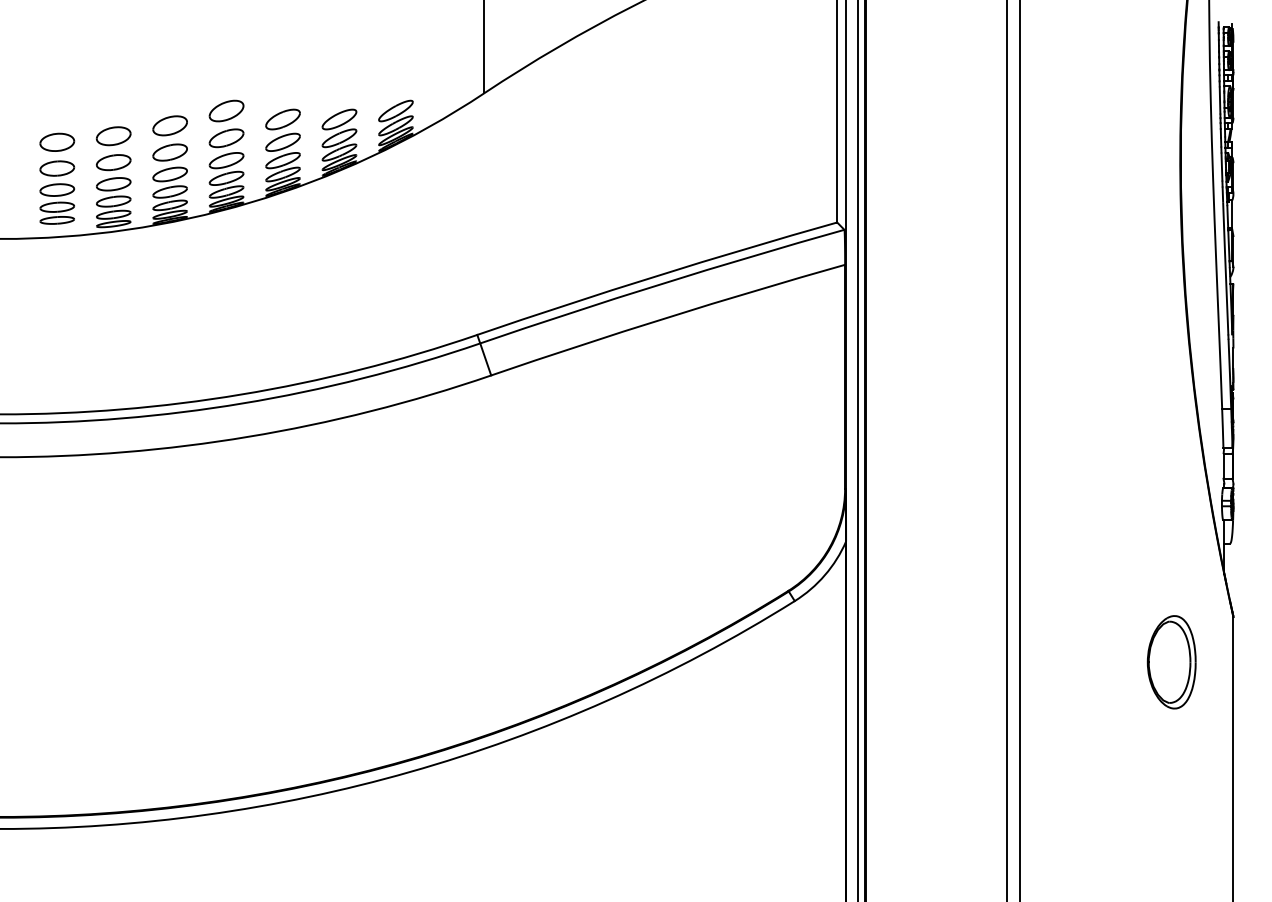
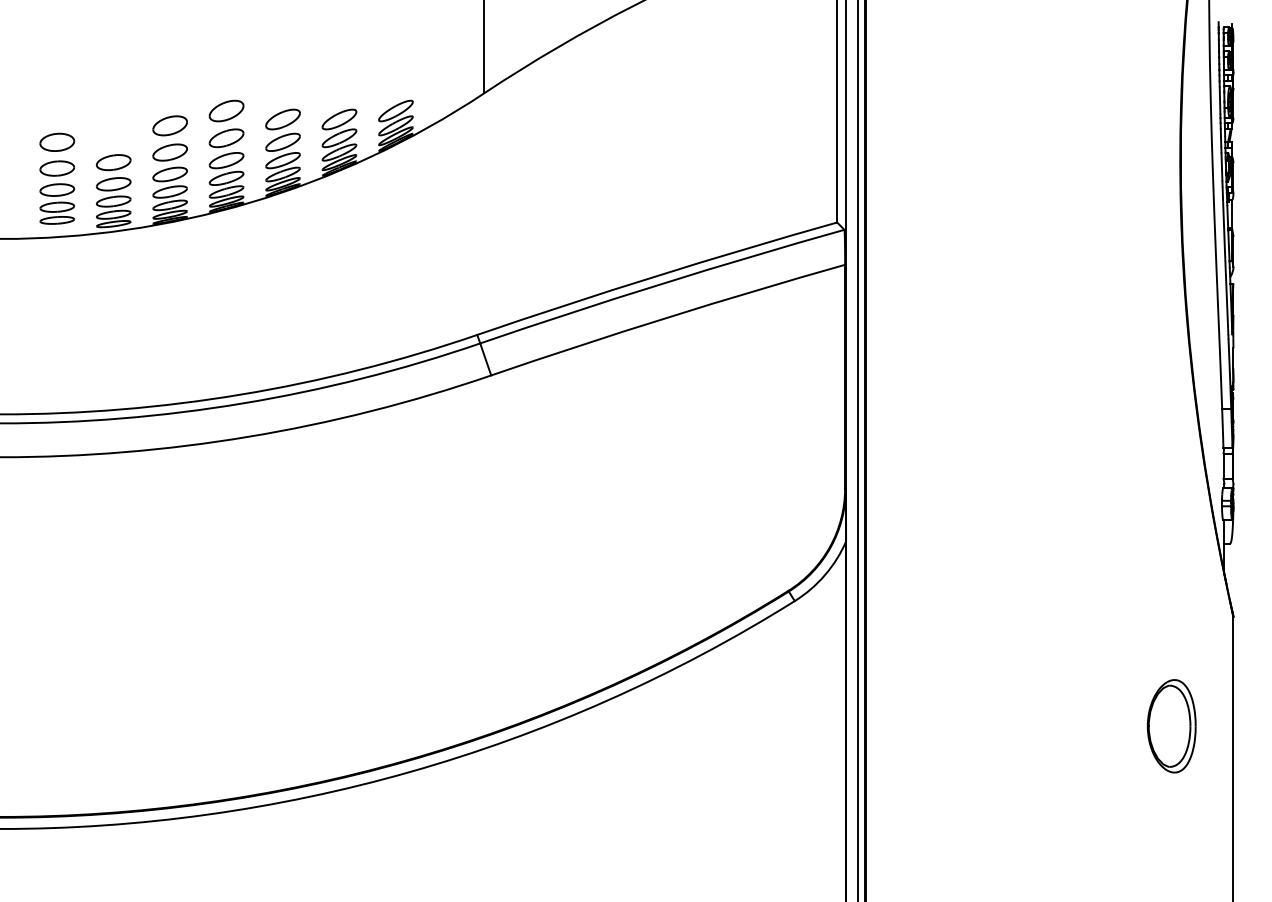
part: present -> none (113, 136)
line: present -> none (1006, 450)
line: present -> none (1019, 450)
part position: (1171, 662) -> (1171, 726) (1171, 726)
